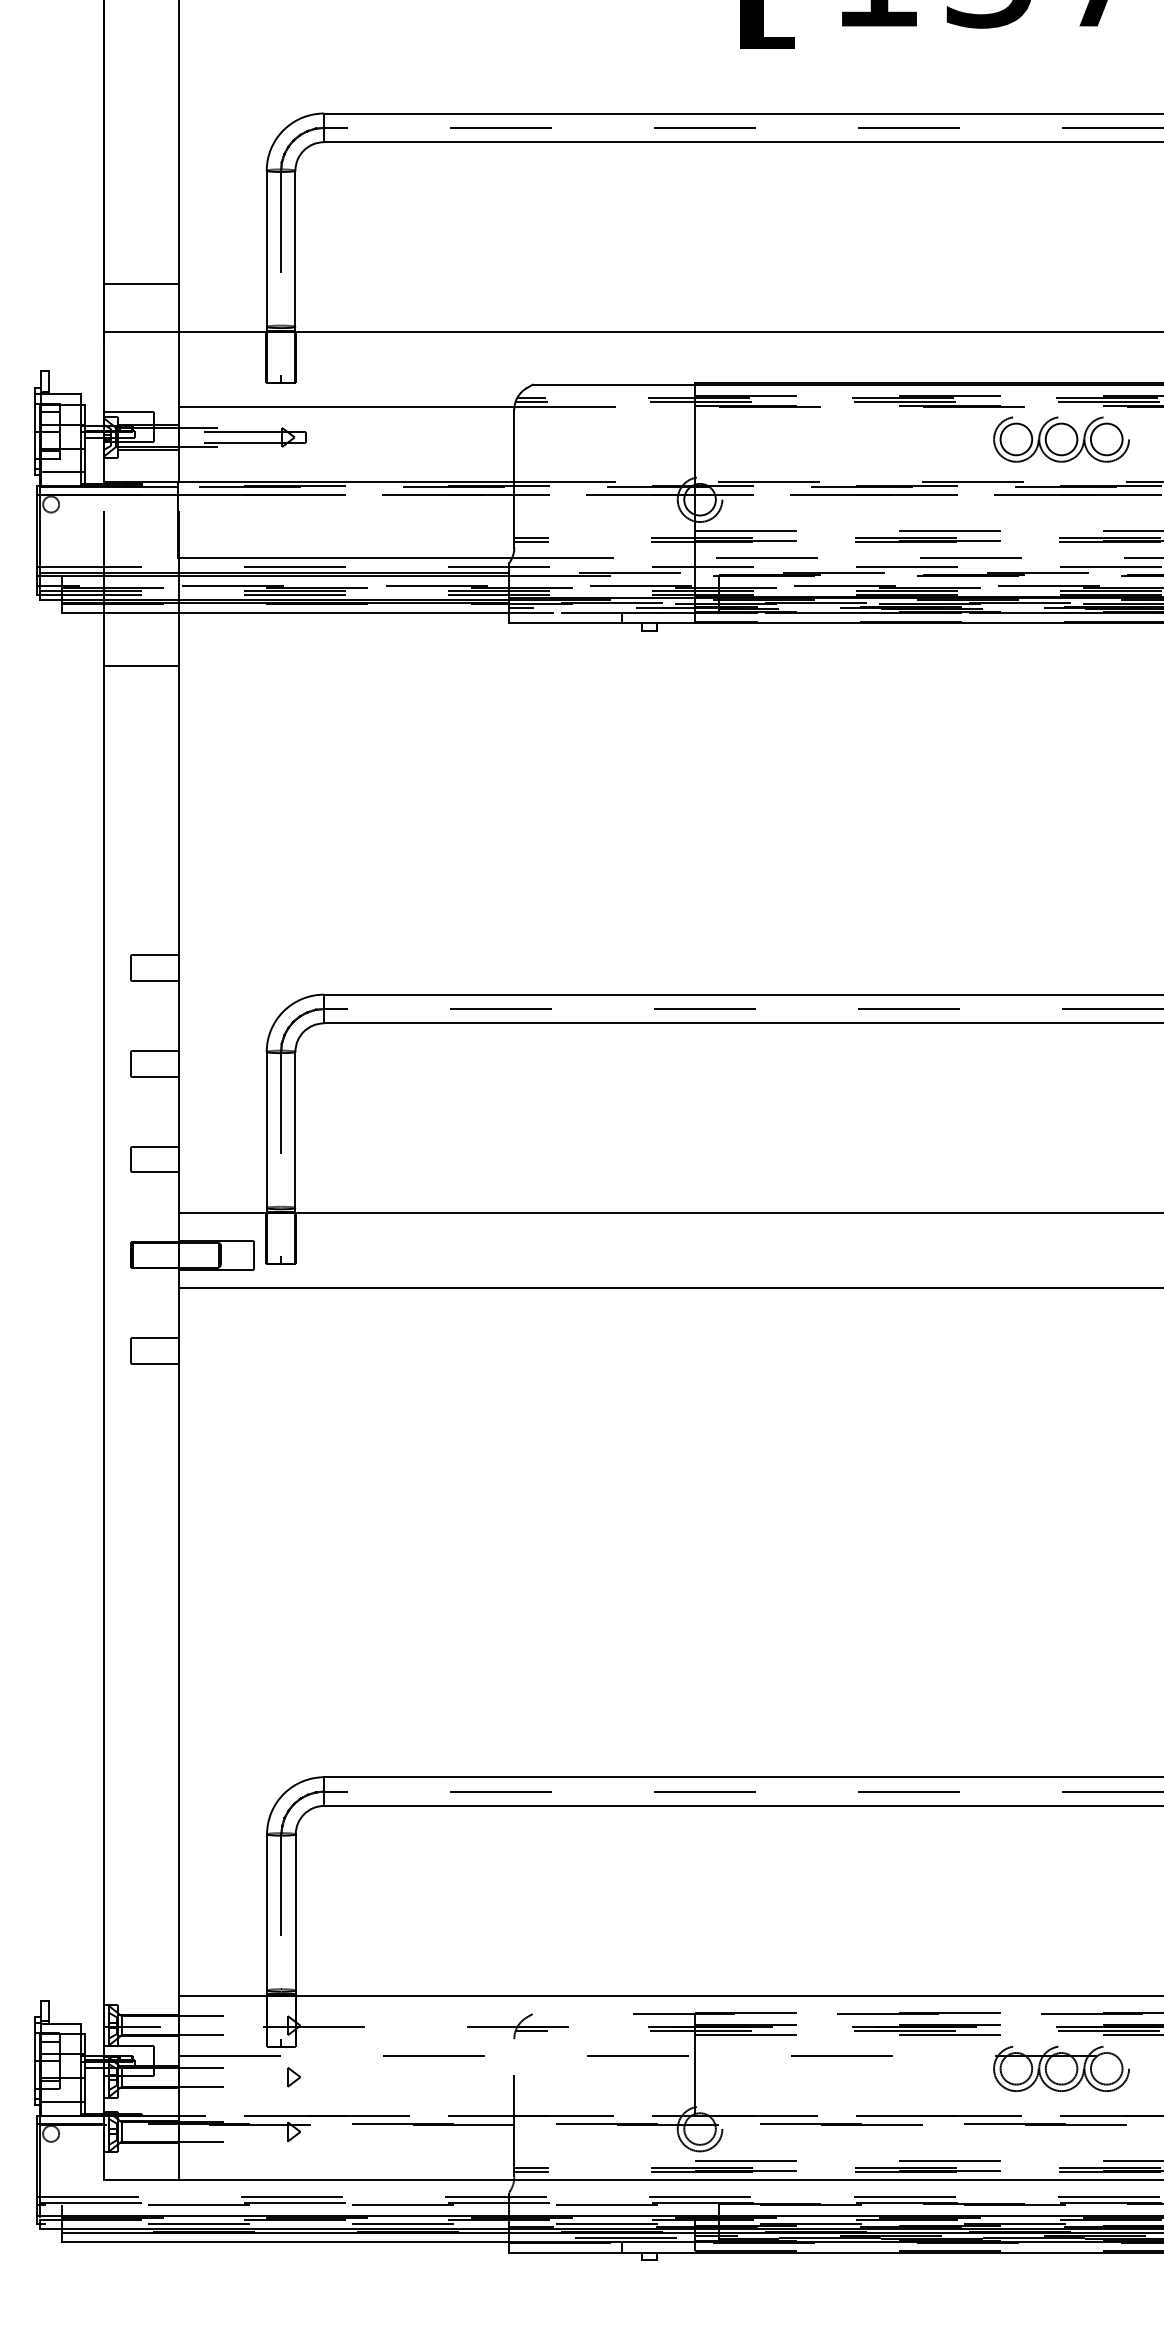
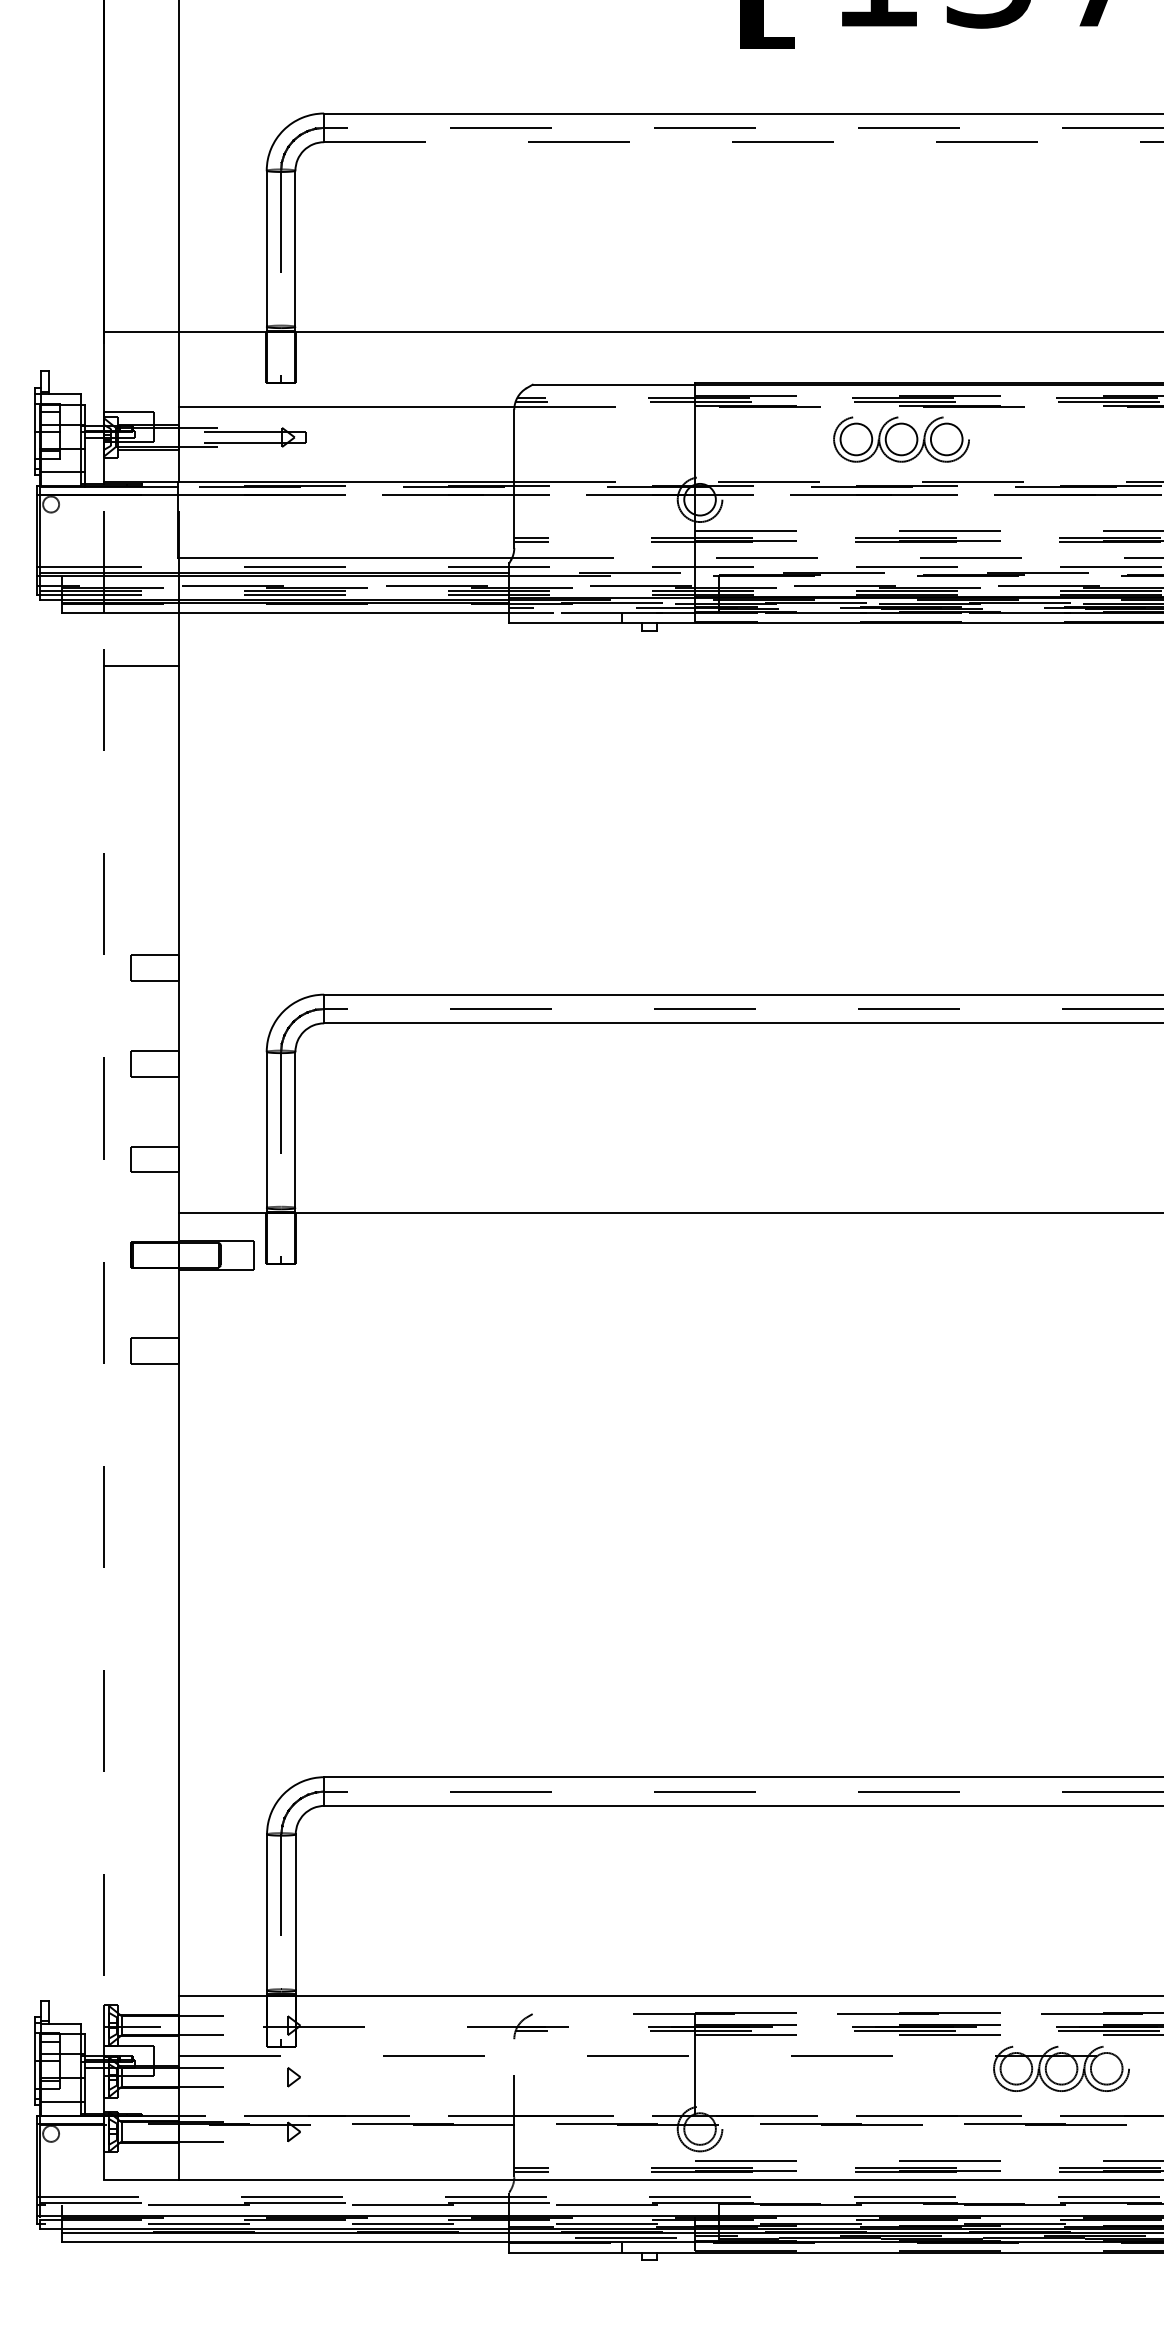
line: solid -> dashed (743, 142)
line: present -> none (140, 284)
part position: (1061, 439) -> (901, 439) (901, 439)
line: present -> none (669, 1288)
line: solid -> dashed (103, 1396)
